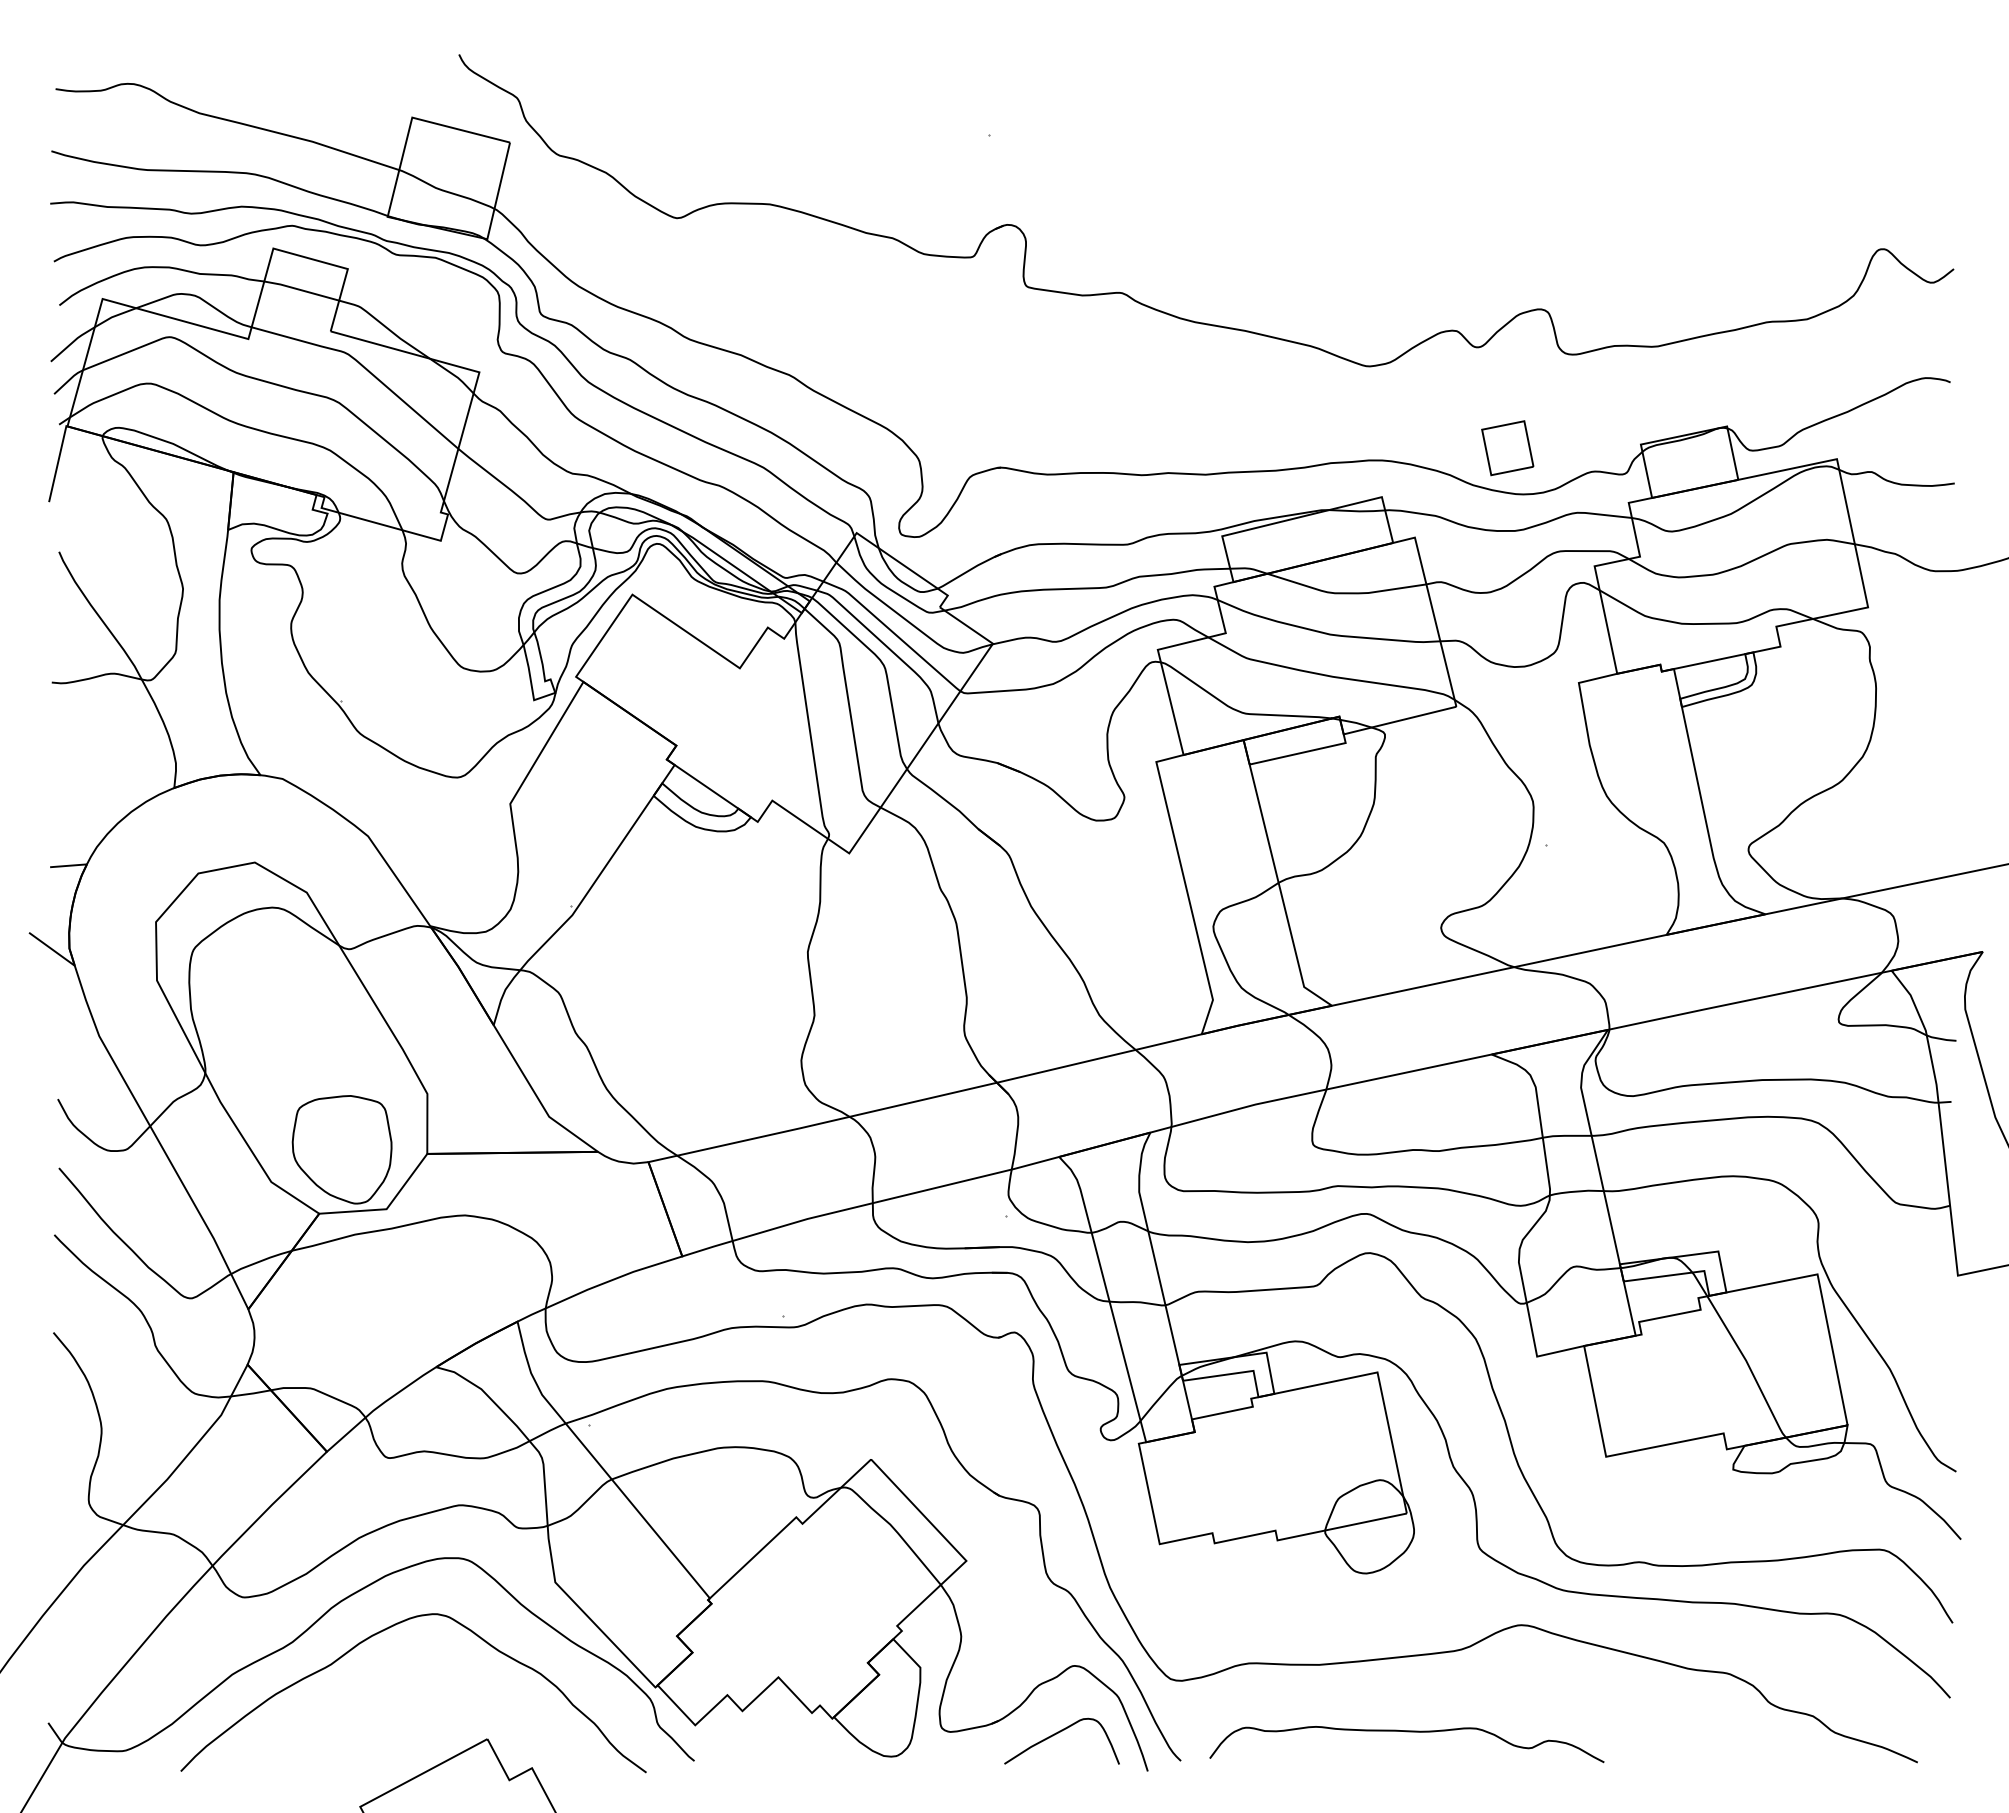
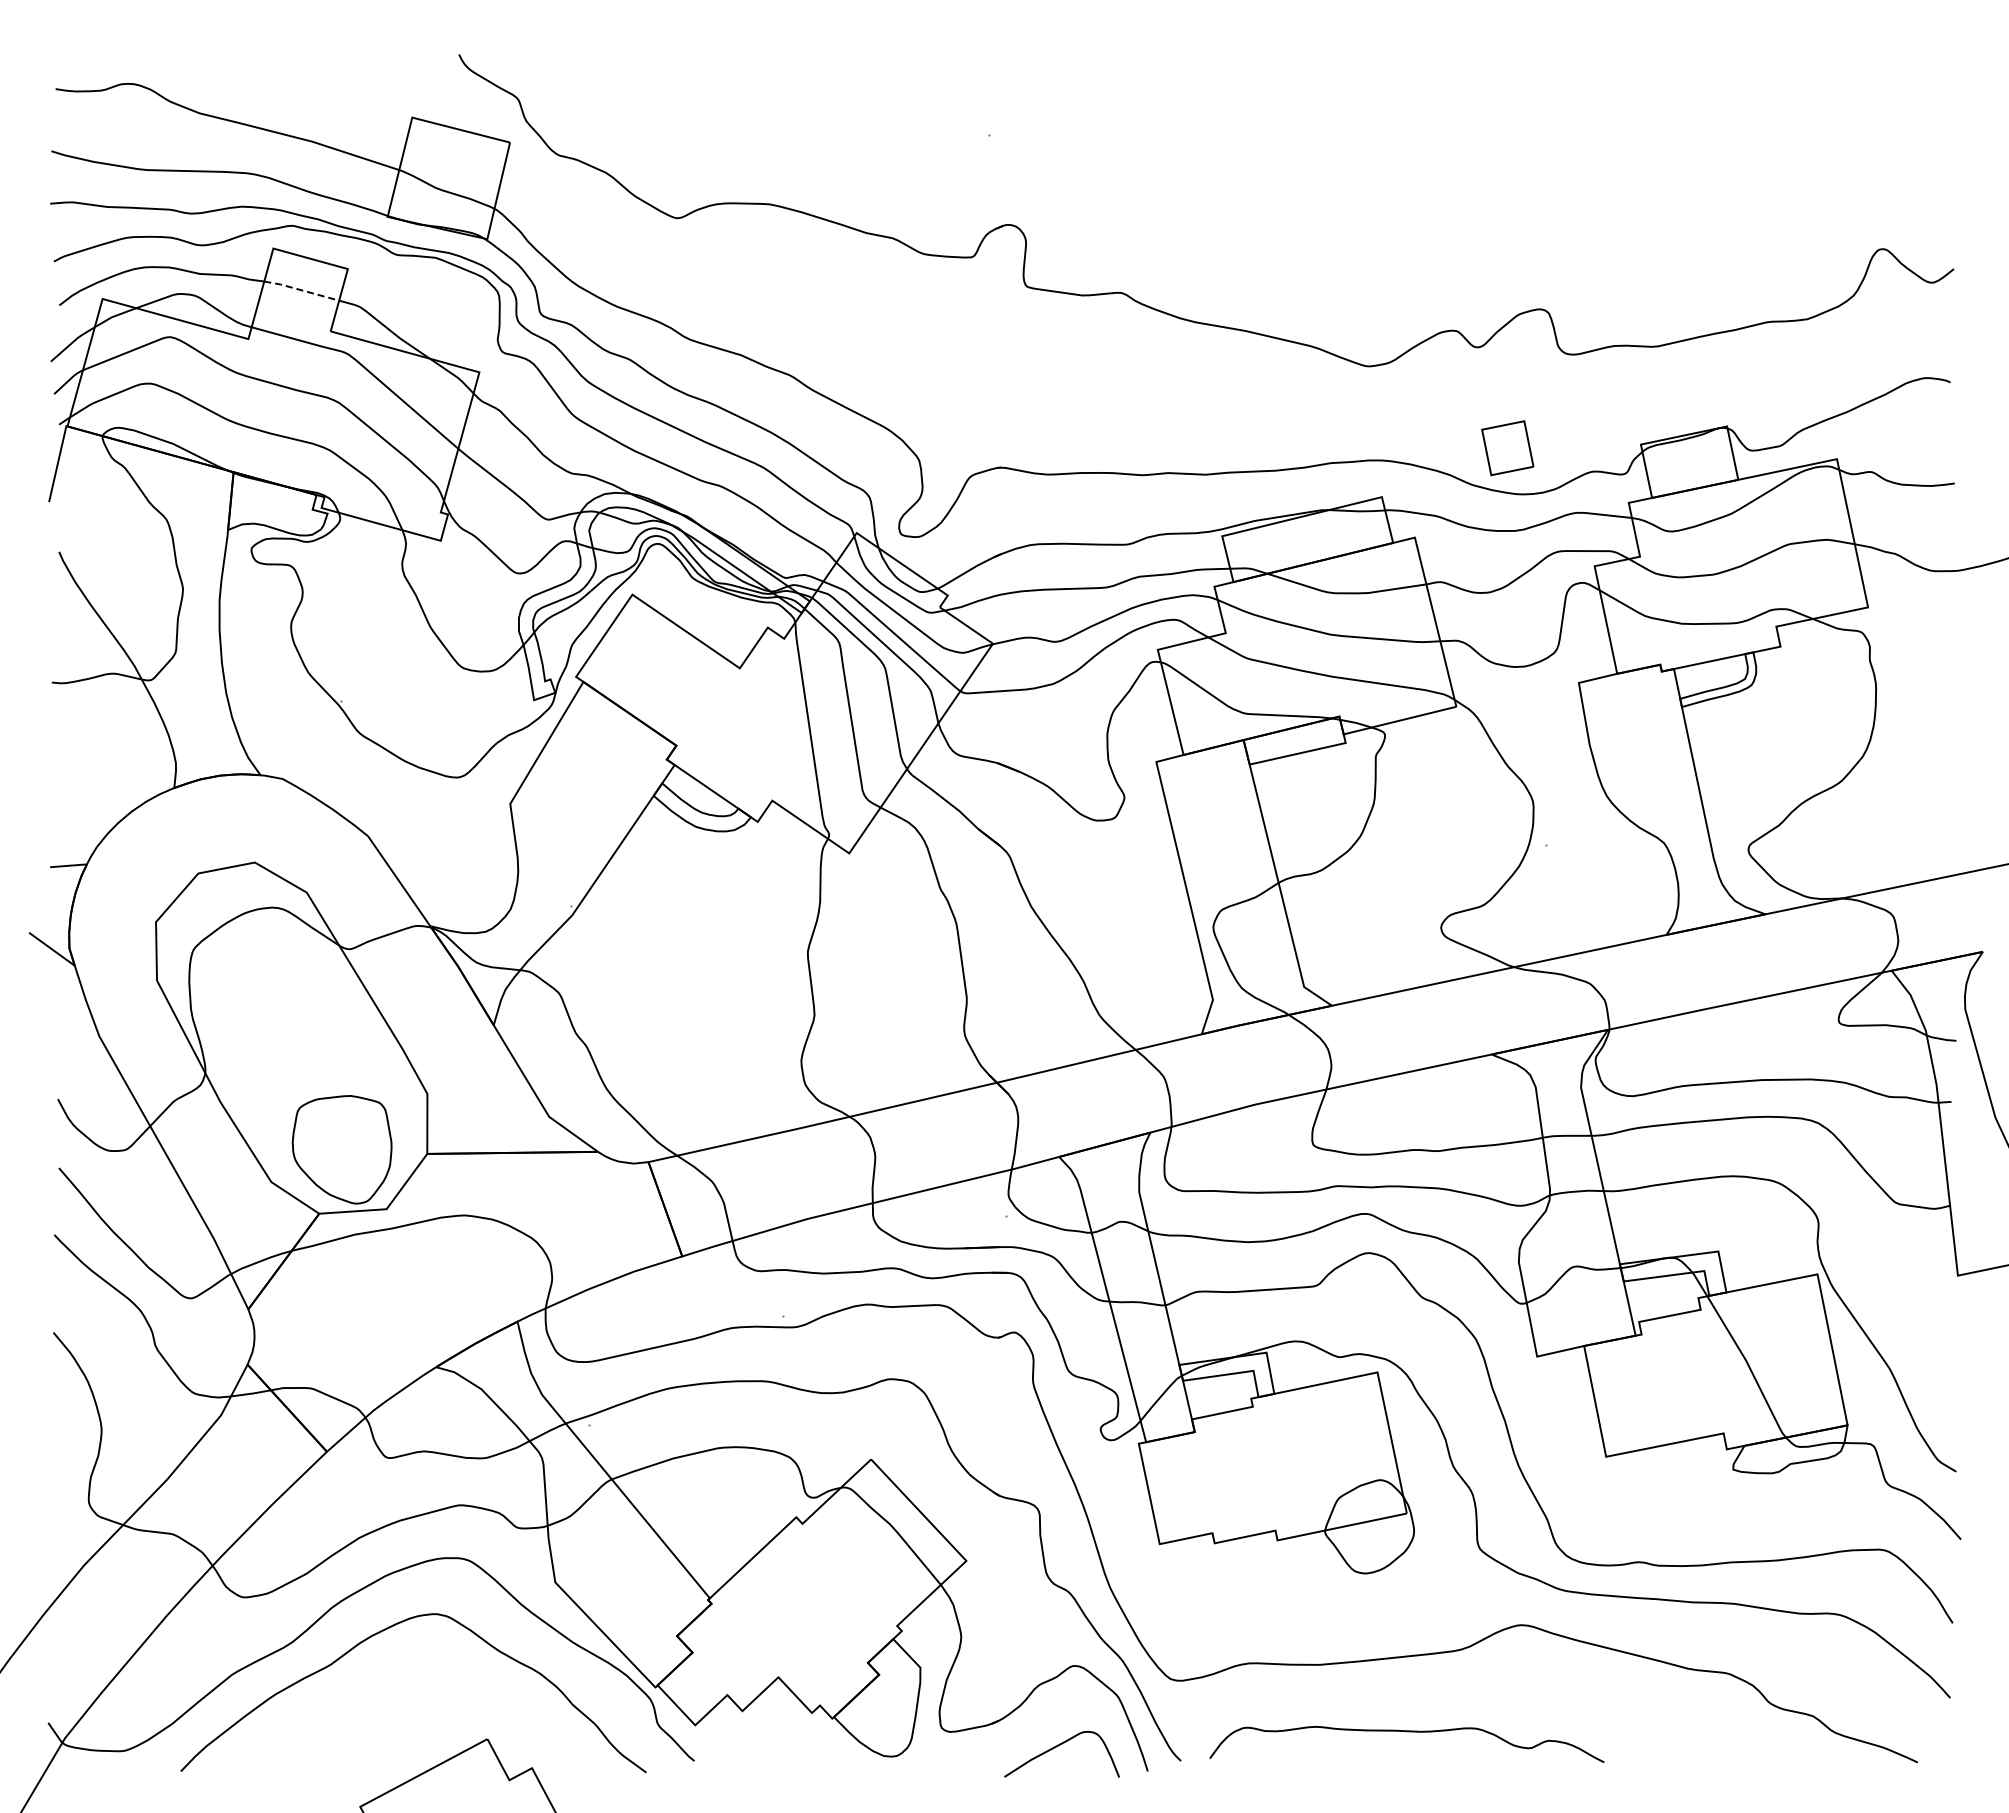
line: solid -> dashed (301, 290)
curve position: (1058, 1733) -> (1058, 1746) (1058, 1746)
